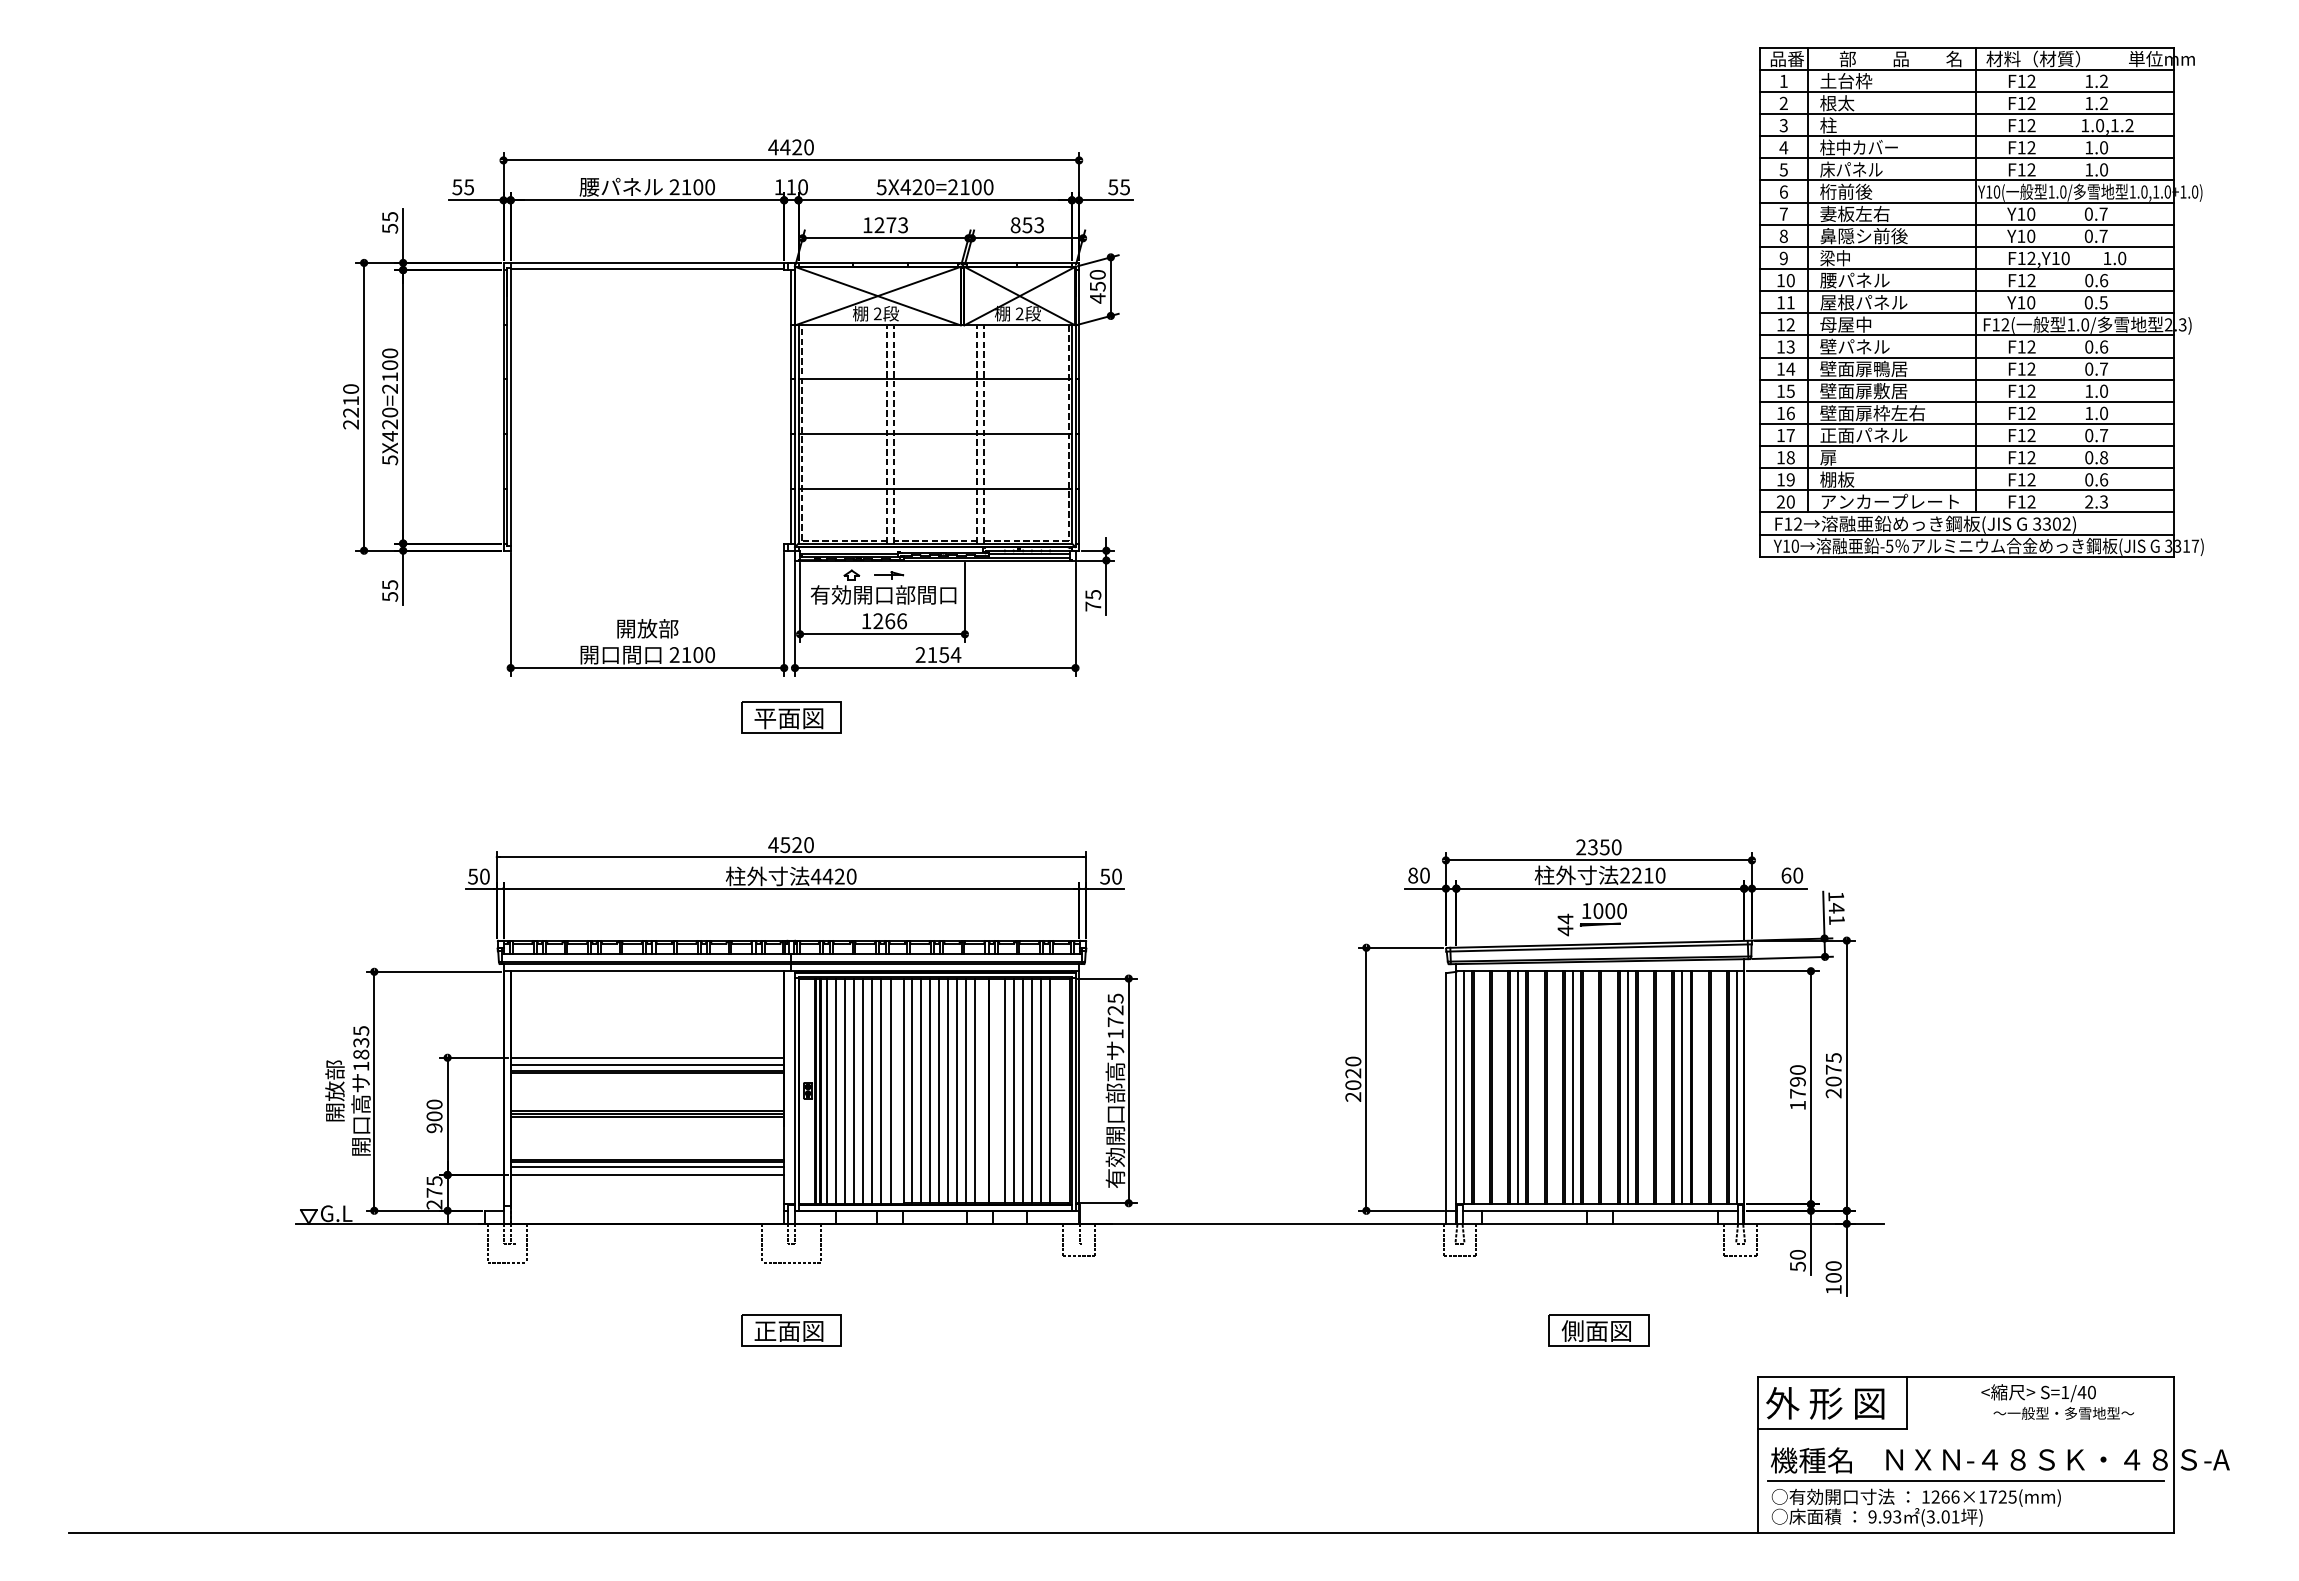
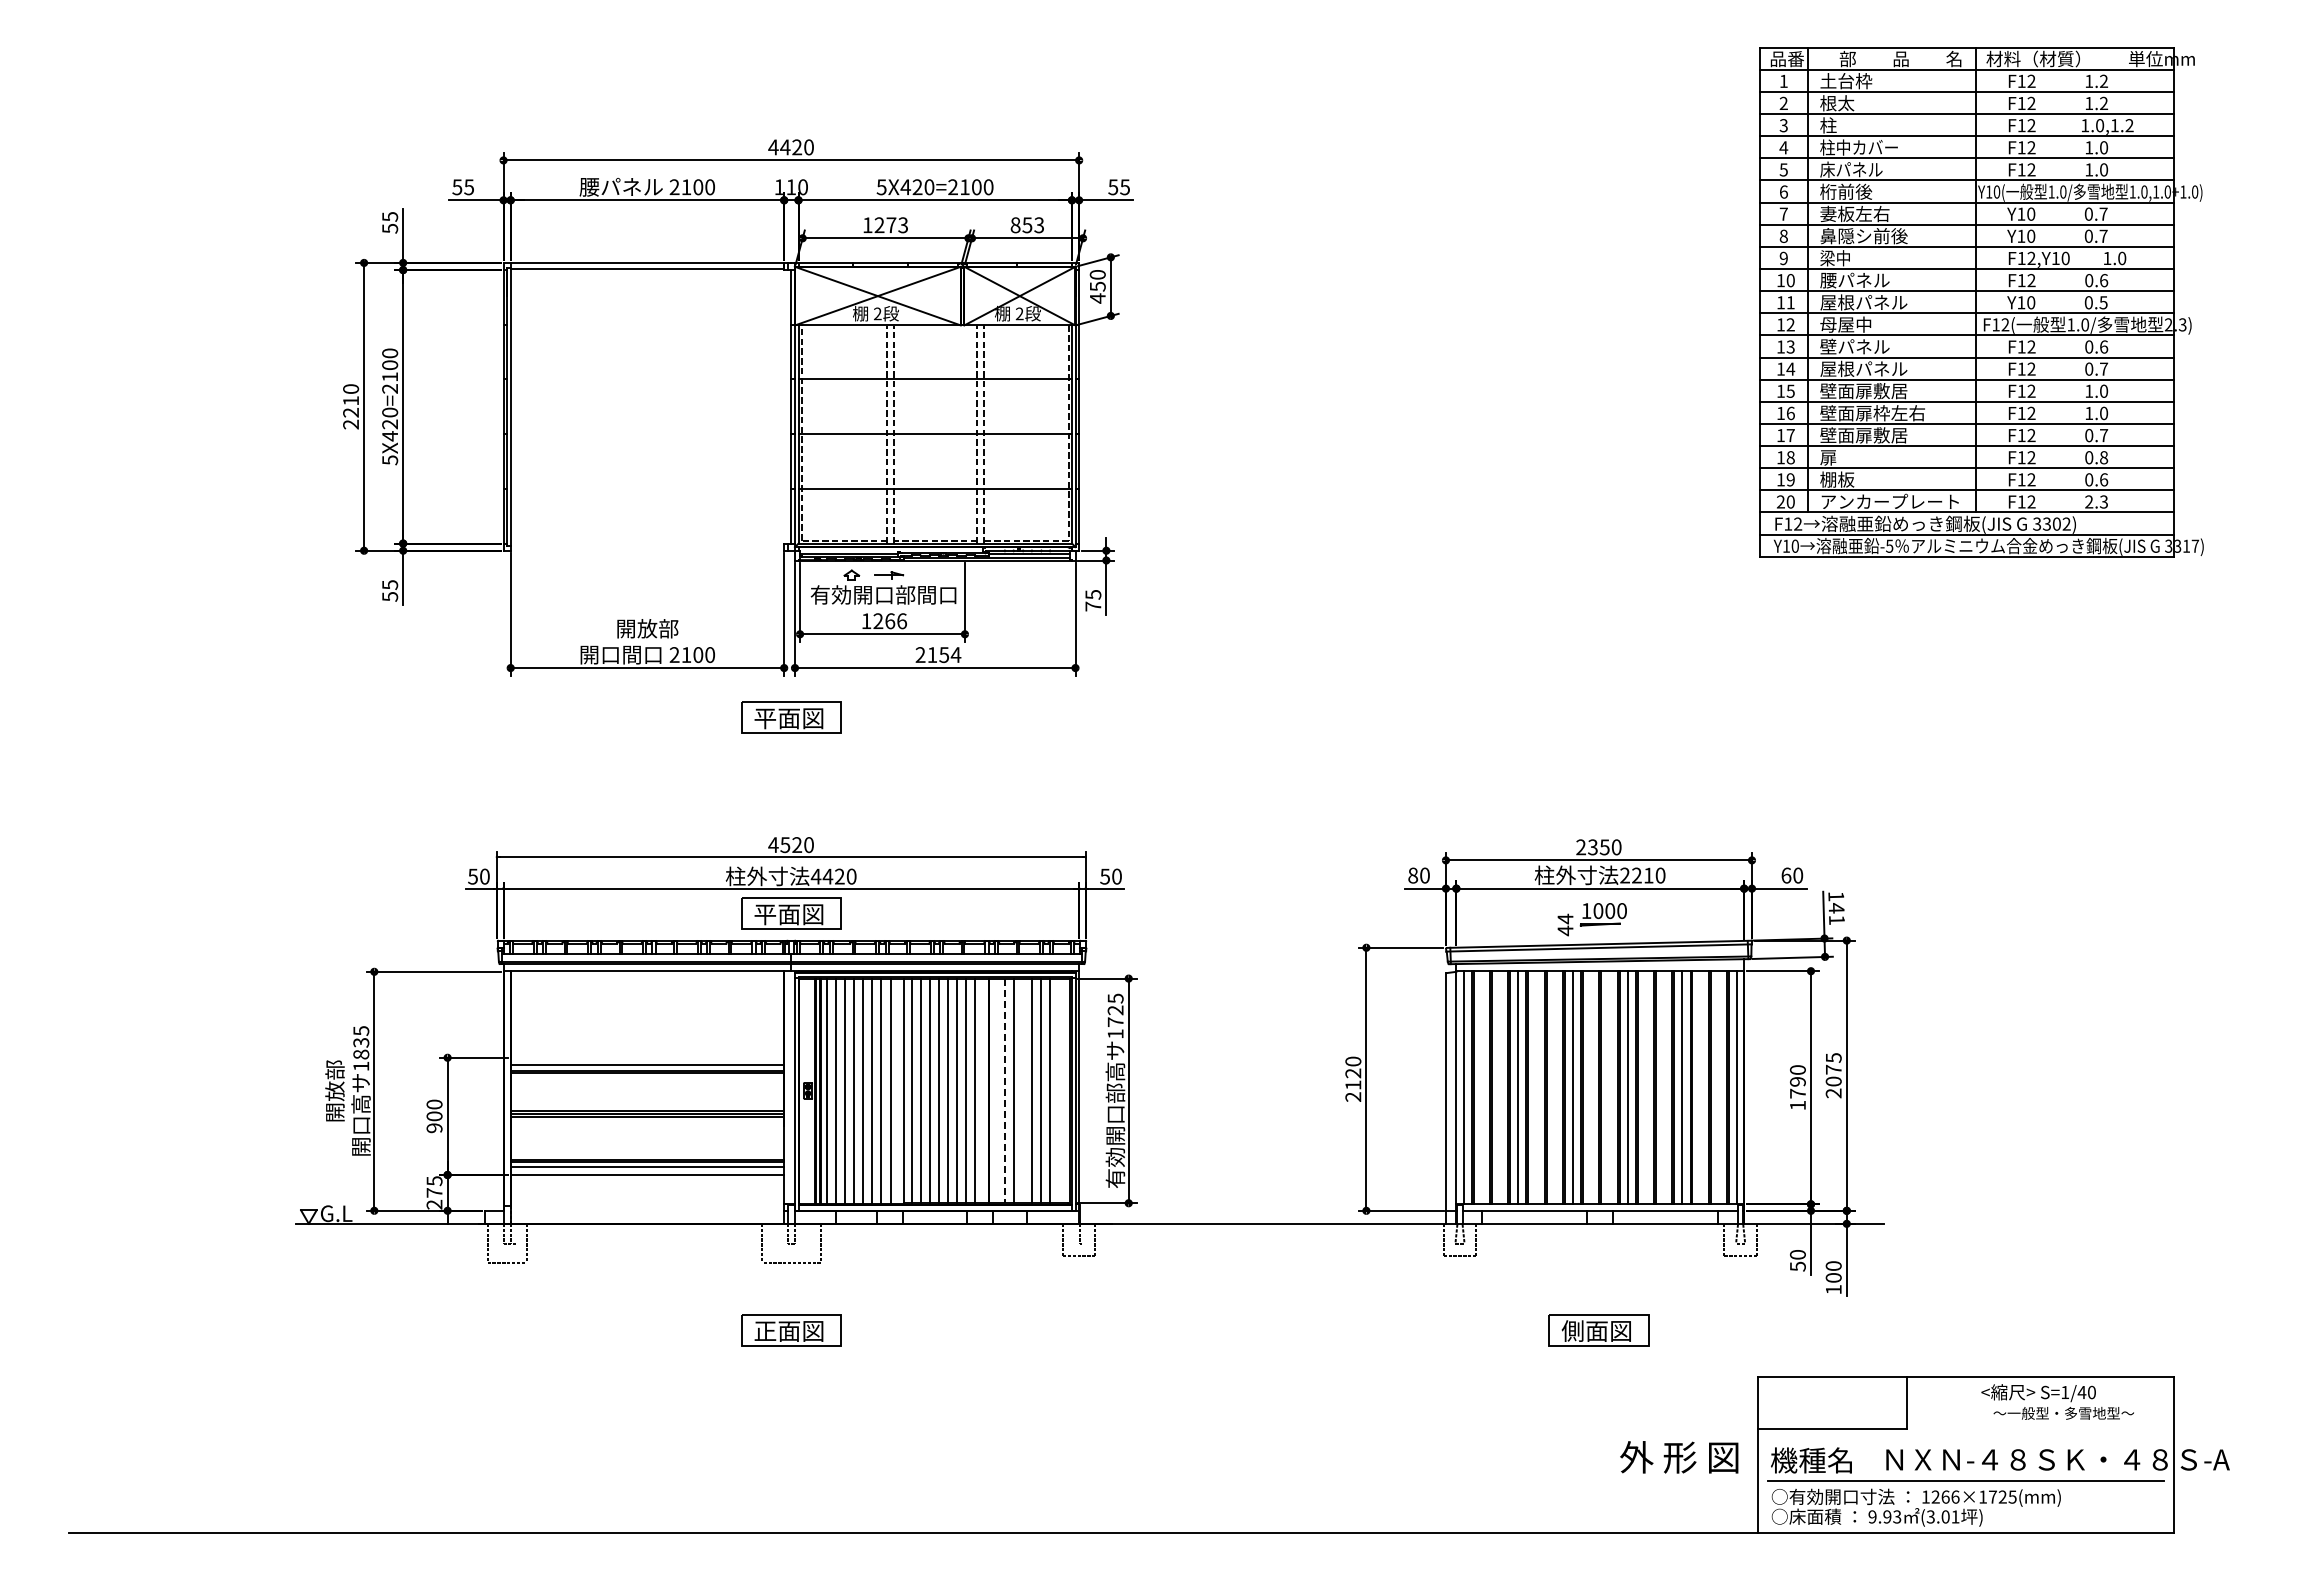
text: 壁面扉鴨居 -> 屋根パネル (1863, 368)
text: 正面パネル -> 壁面扉敷居 (1863, 435)
part: none -> present (791, 913)
line: present -> none (647, 1057)
text: 2020 -> 2120 (1353, 1084)
line: present -> none (1022, 1090)
line: solid -> dashed (1004, 1091)
text position: (1825, 1403) -> (1679, 1457) (1679, 1457)
